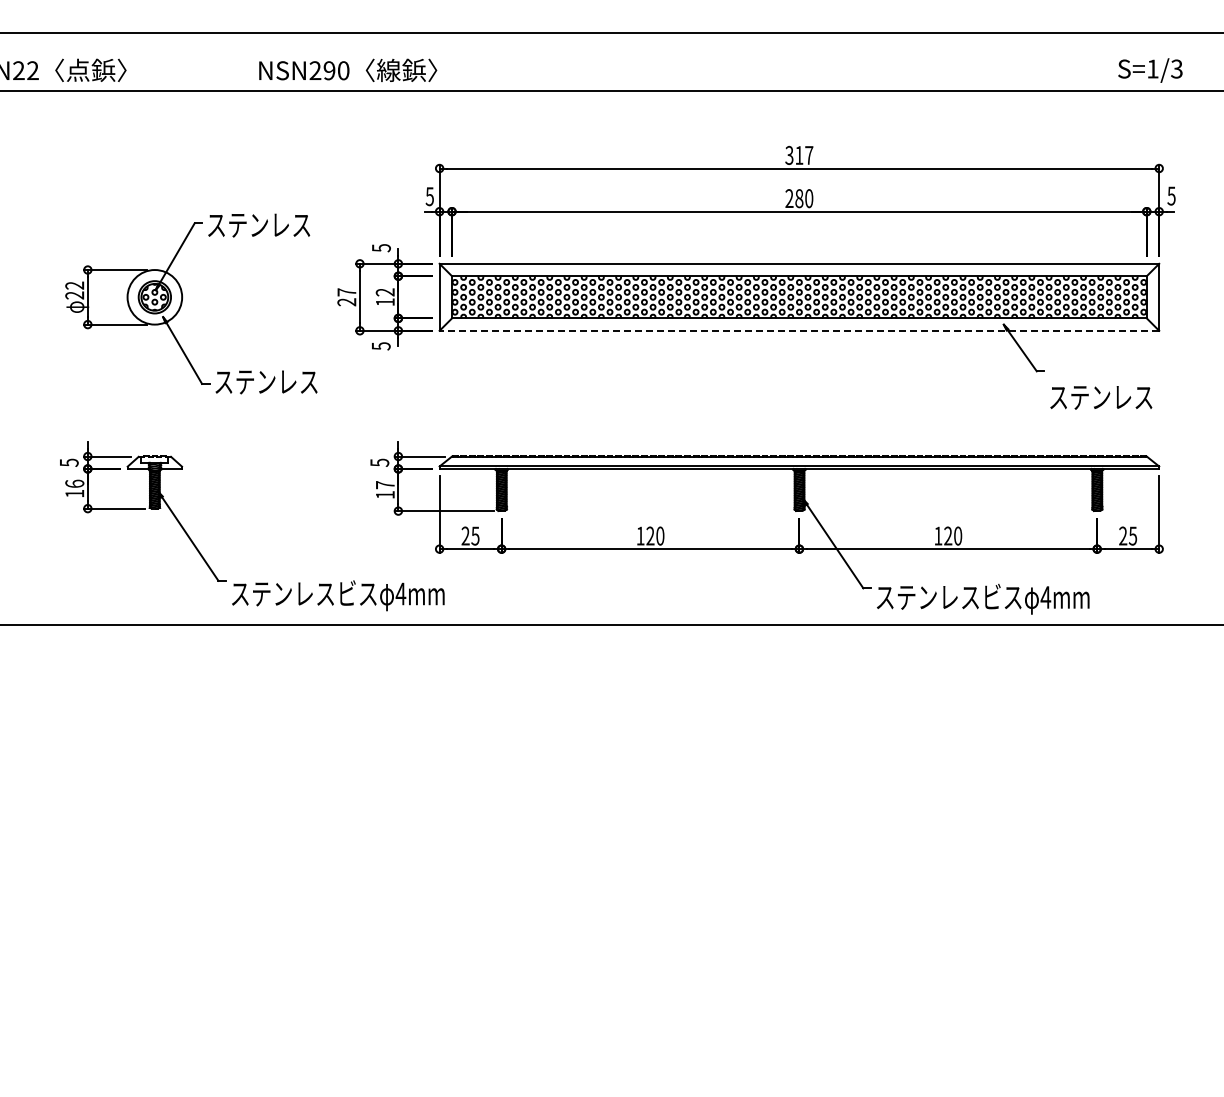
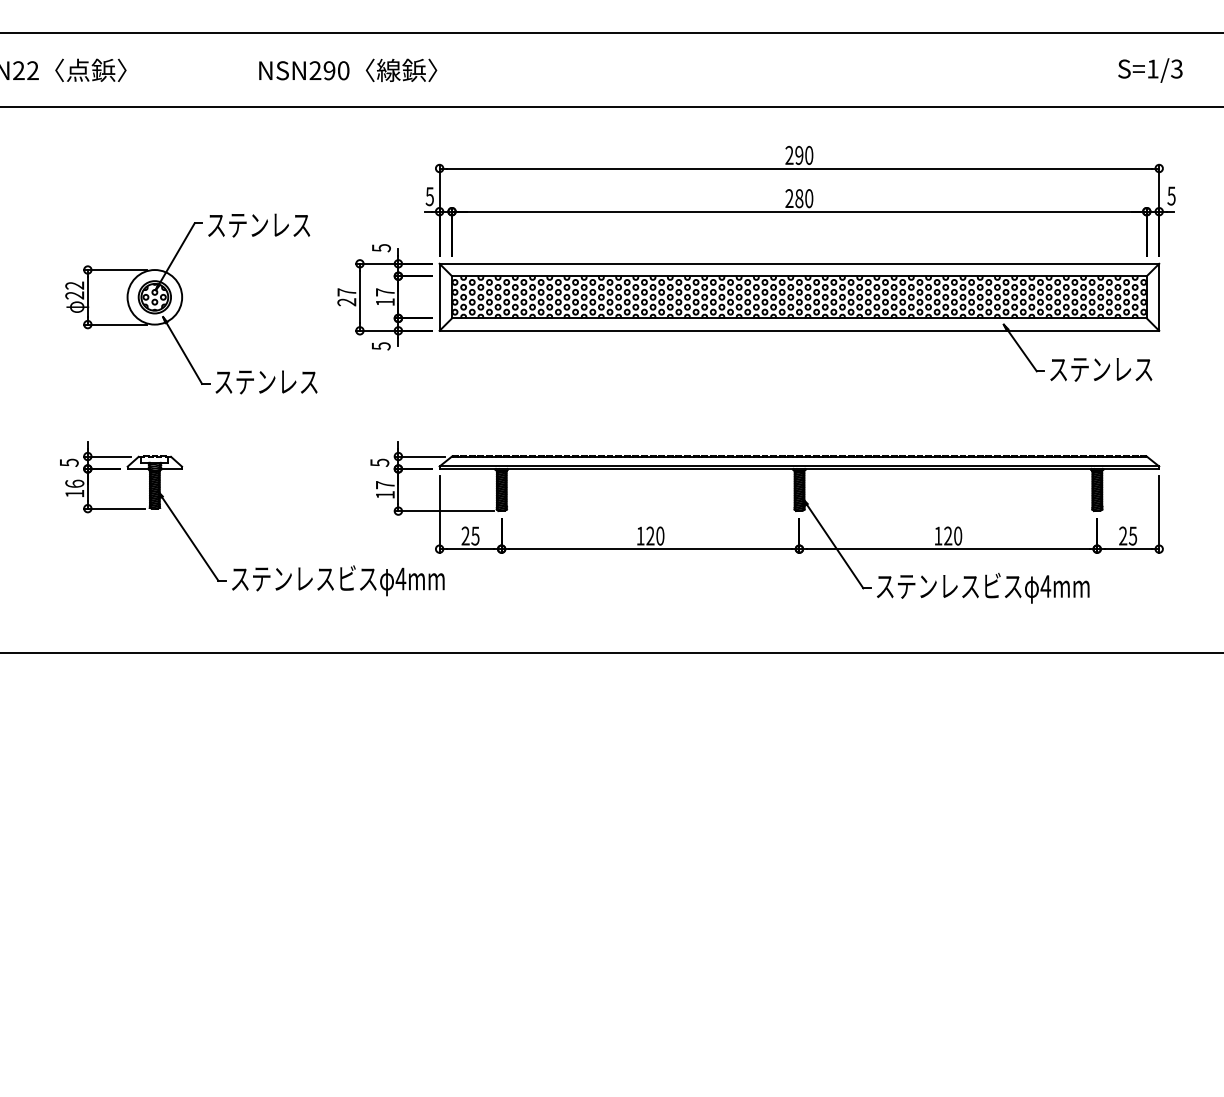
line position: (611, 91) -> (611, 107) (611, 107)
text: 317 -> 290 (799, 154)
text: 12 -> 17 (384, 292)
line: dashed -> solid (799, 330)
text position: (1101, 397) -> (1101, 369) (1101, 369)
text position: (338, 595) -> (338, 580) (338, 580)
text position: (983, 598) -> (983, 587) (983, 587)
line position: (611, 625) -> (611, 653) (611, 653)
